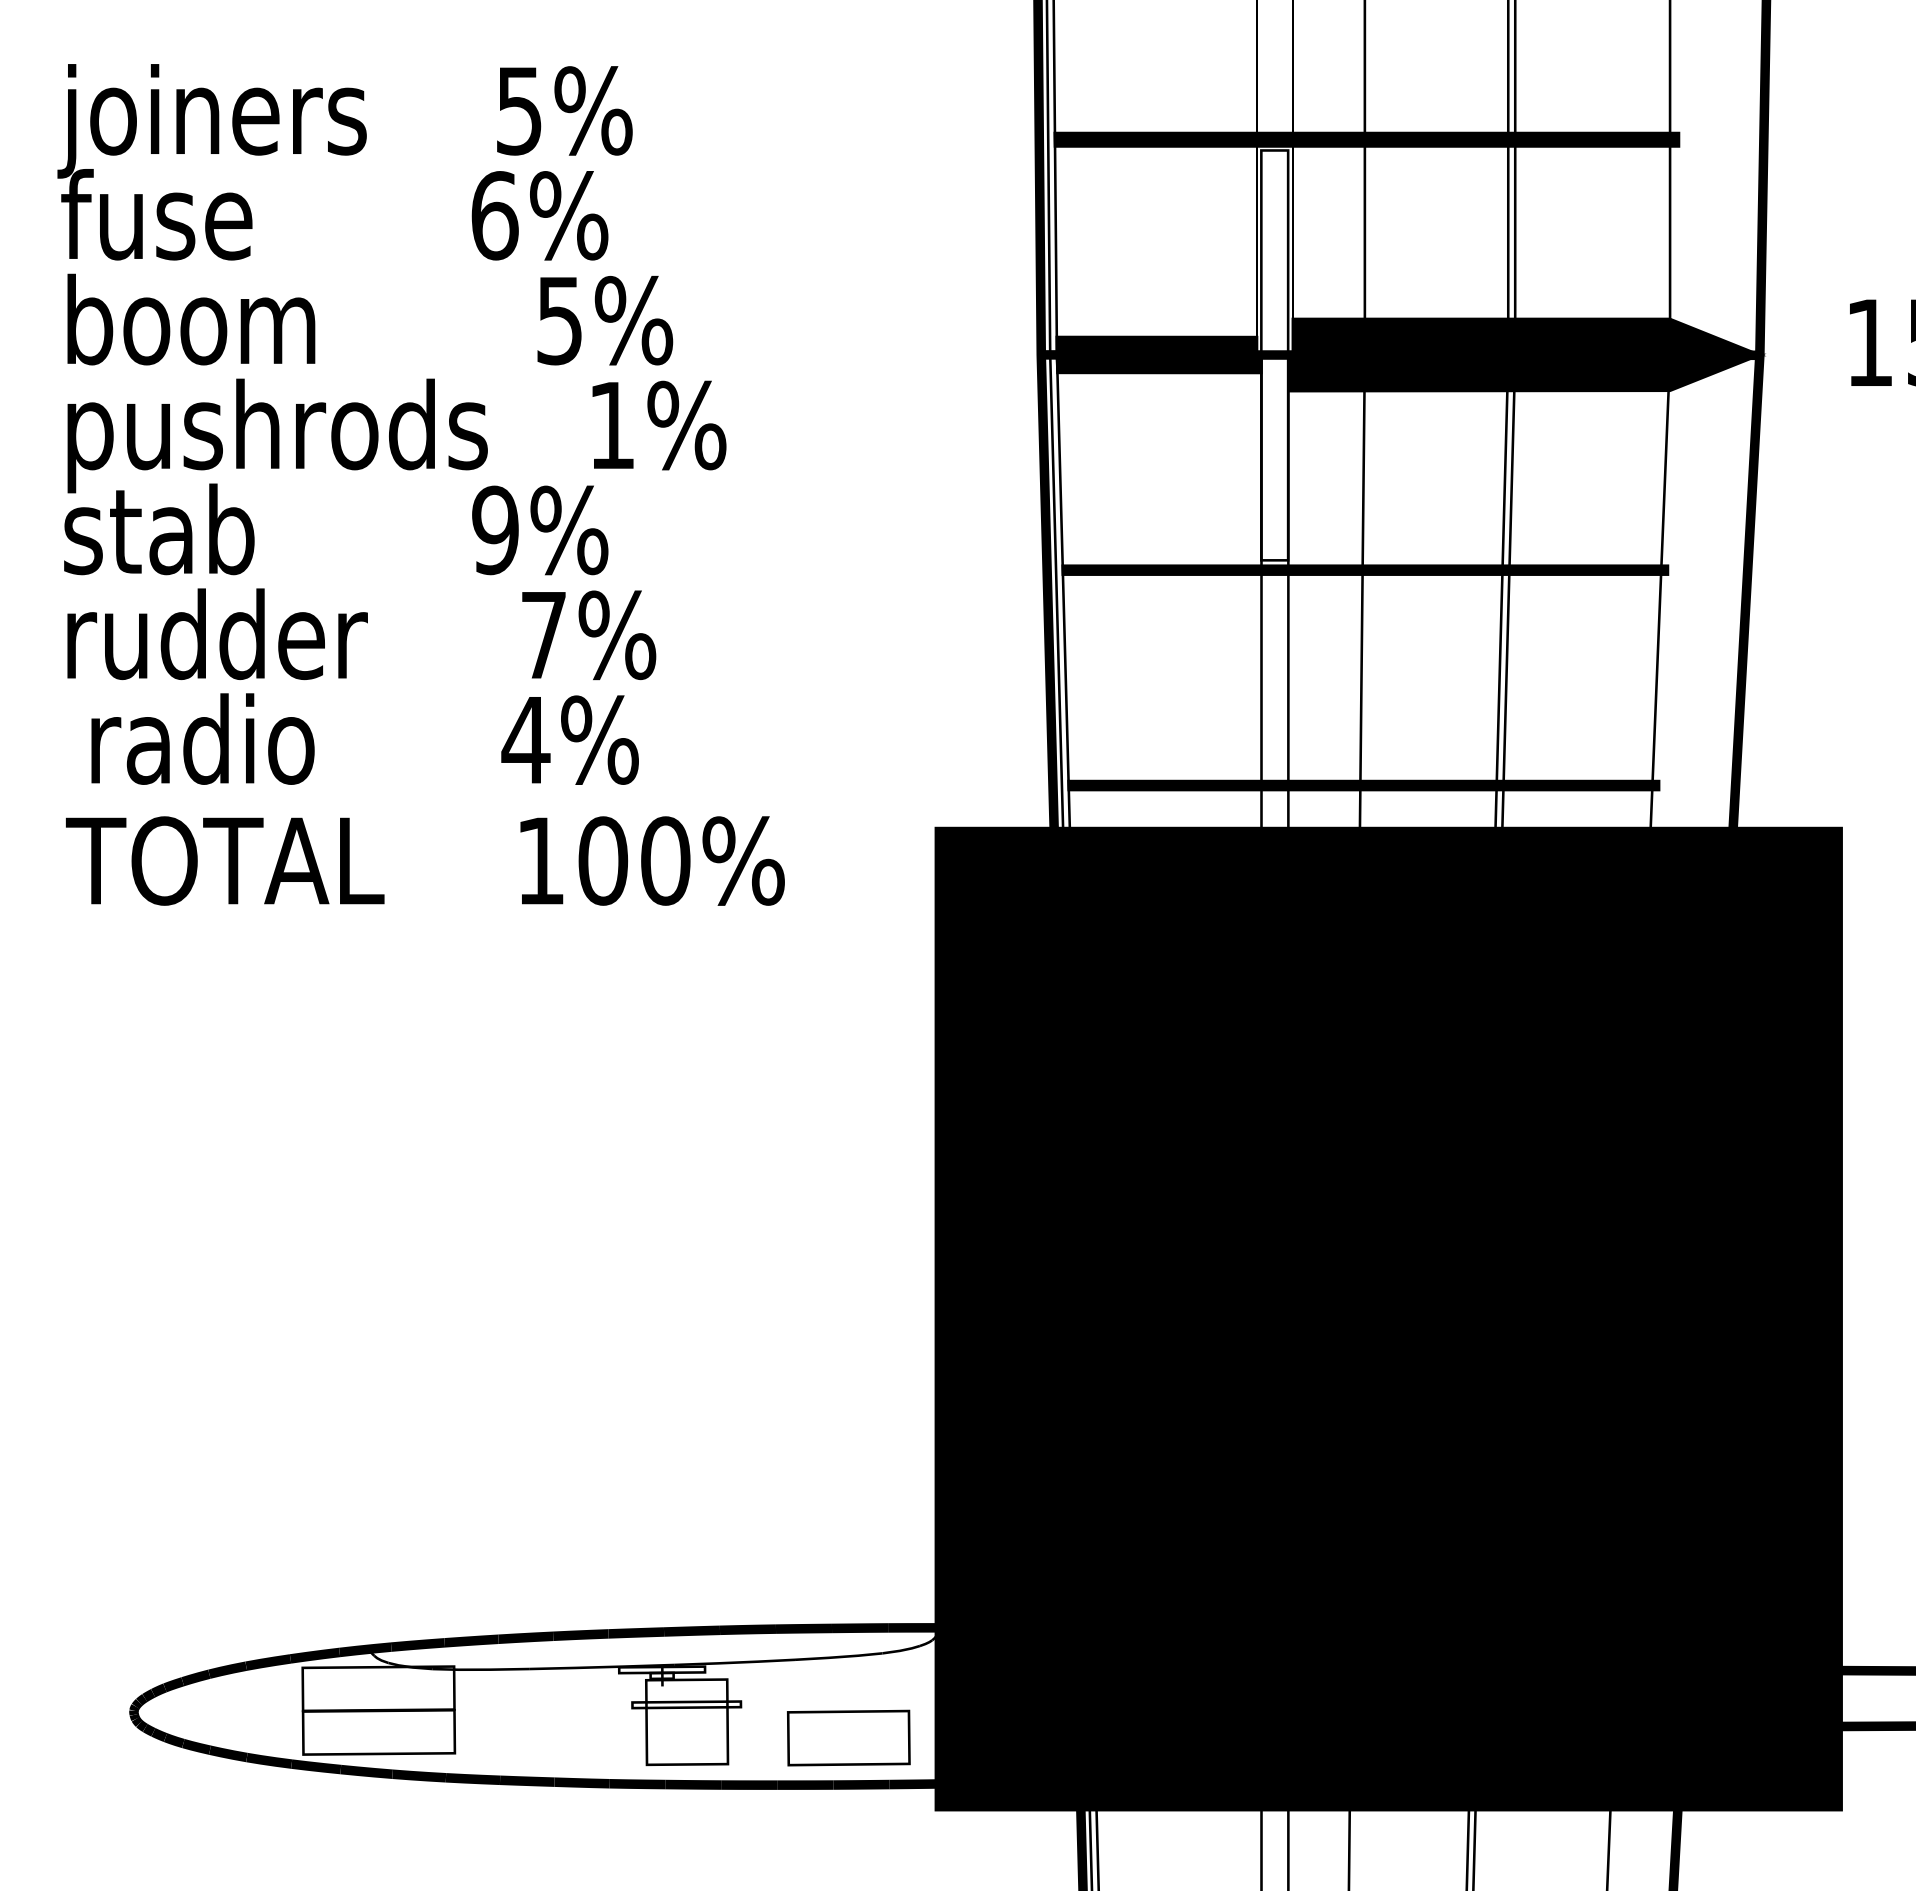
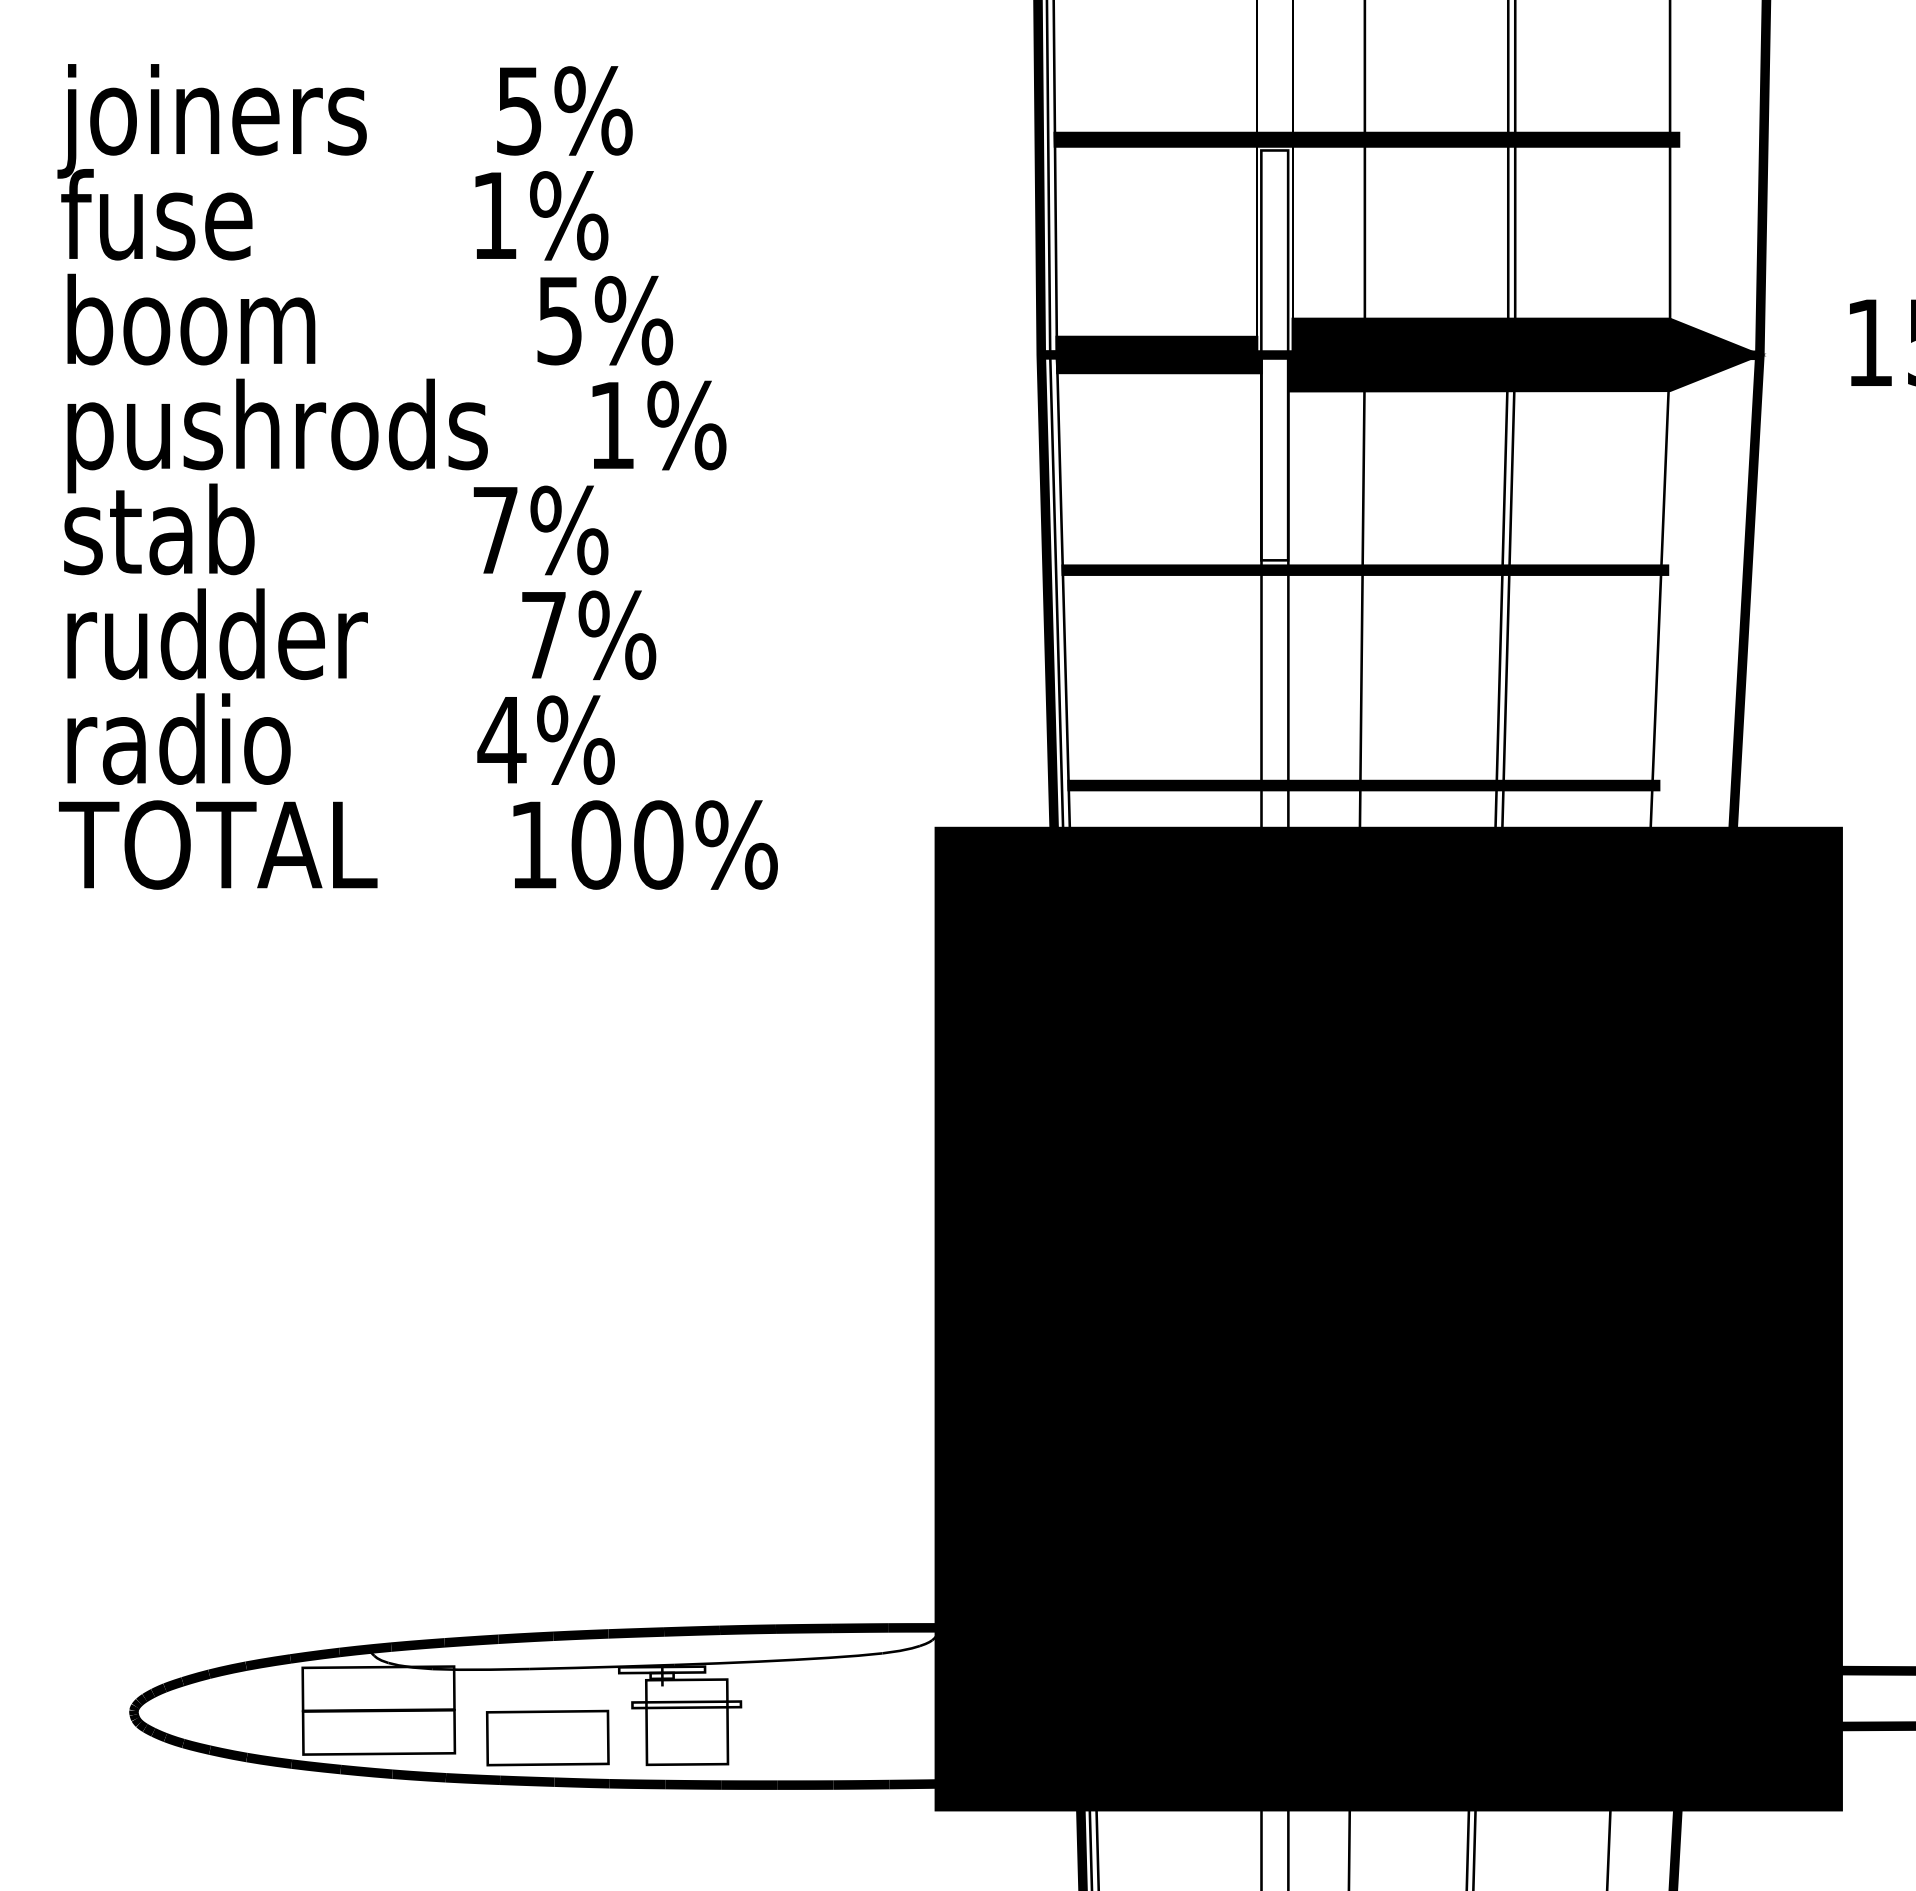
text: 6% -> 1% (494, 215)
text: 9% -> 7% (495, 530)
text position: (364, 738) -> (340, 738) (340, 738)
text position: (425, 860) -> (418, 844) (418, 844)
part position: (848, 1737) -> (547, 1737) (547, 1737)
